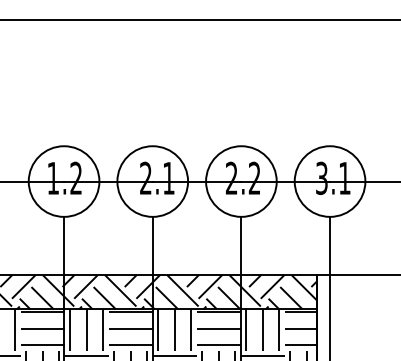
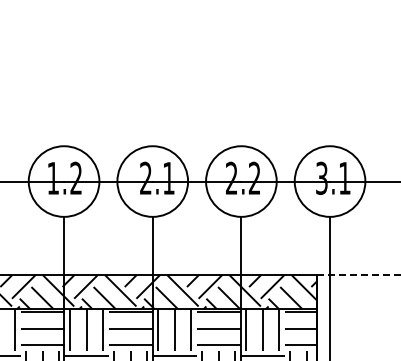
line: present -> none (199, 20)
line: solid -> dashed (358, 274)
